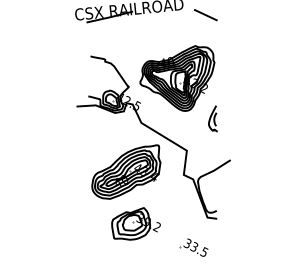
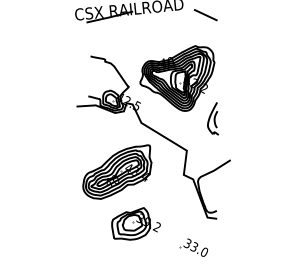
part size: 10x28 px -> 13x34 px (213, 118)
part position: (126, 171) -> (117, 171) (117, 171)
text: 33.5 -> 33.0 (204, 251)
